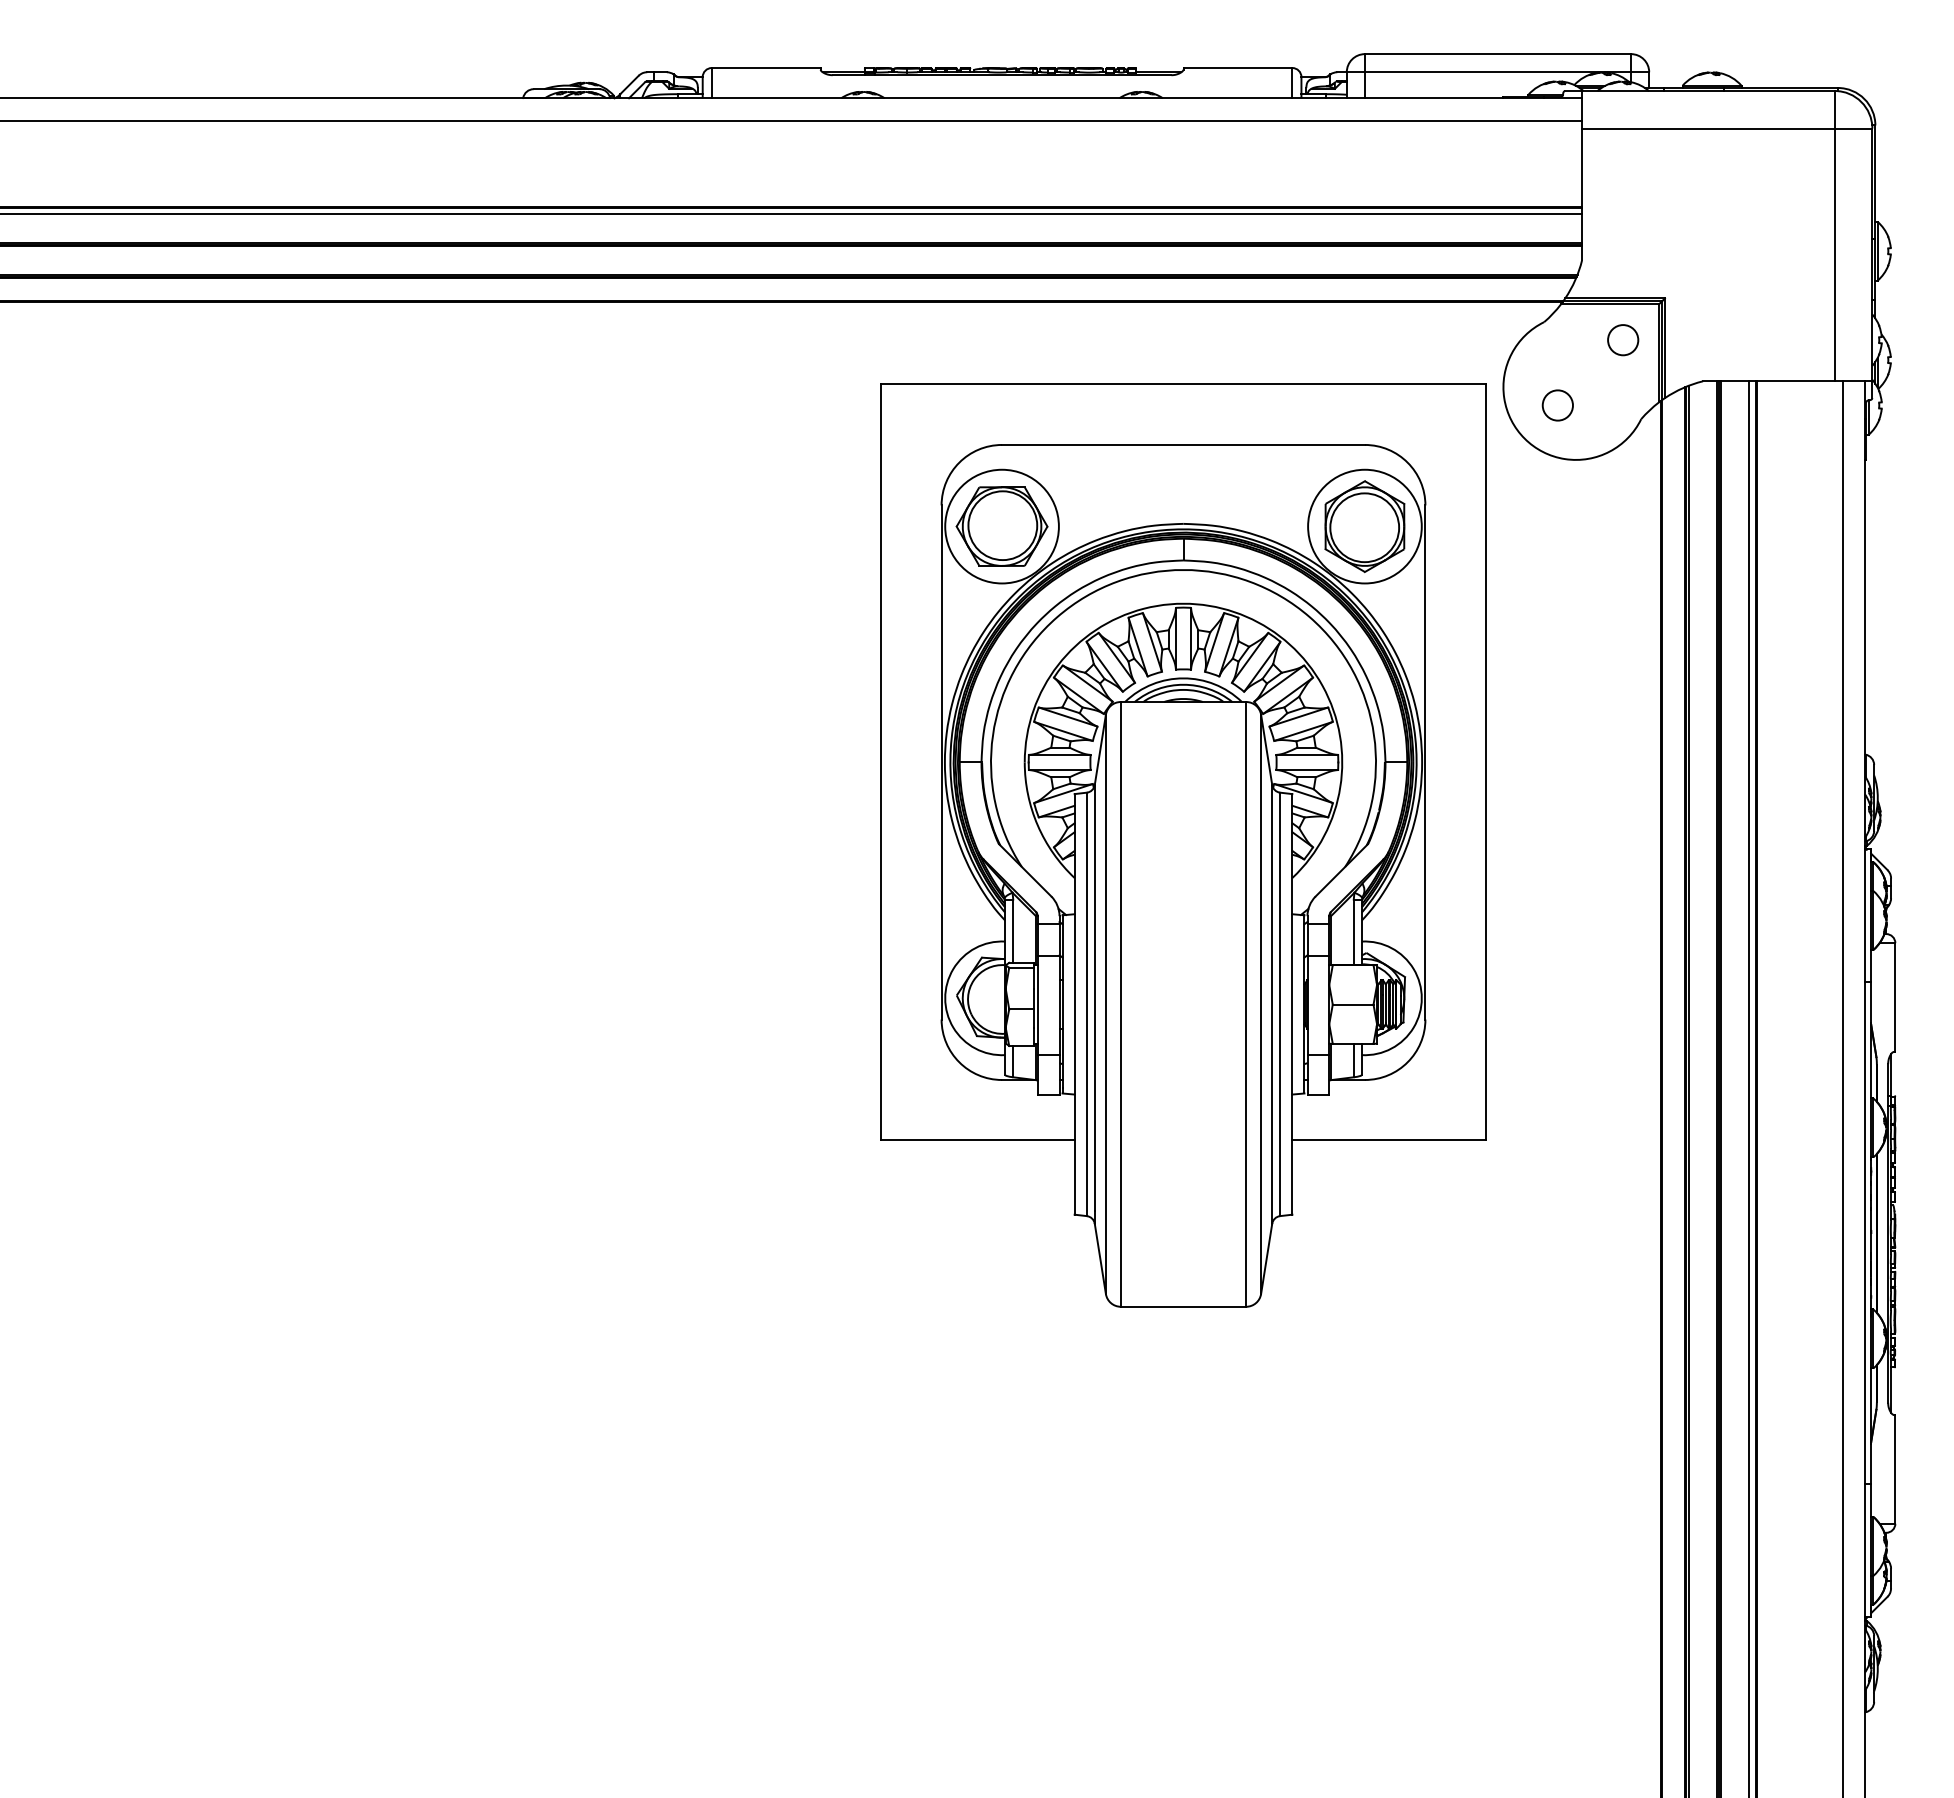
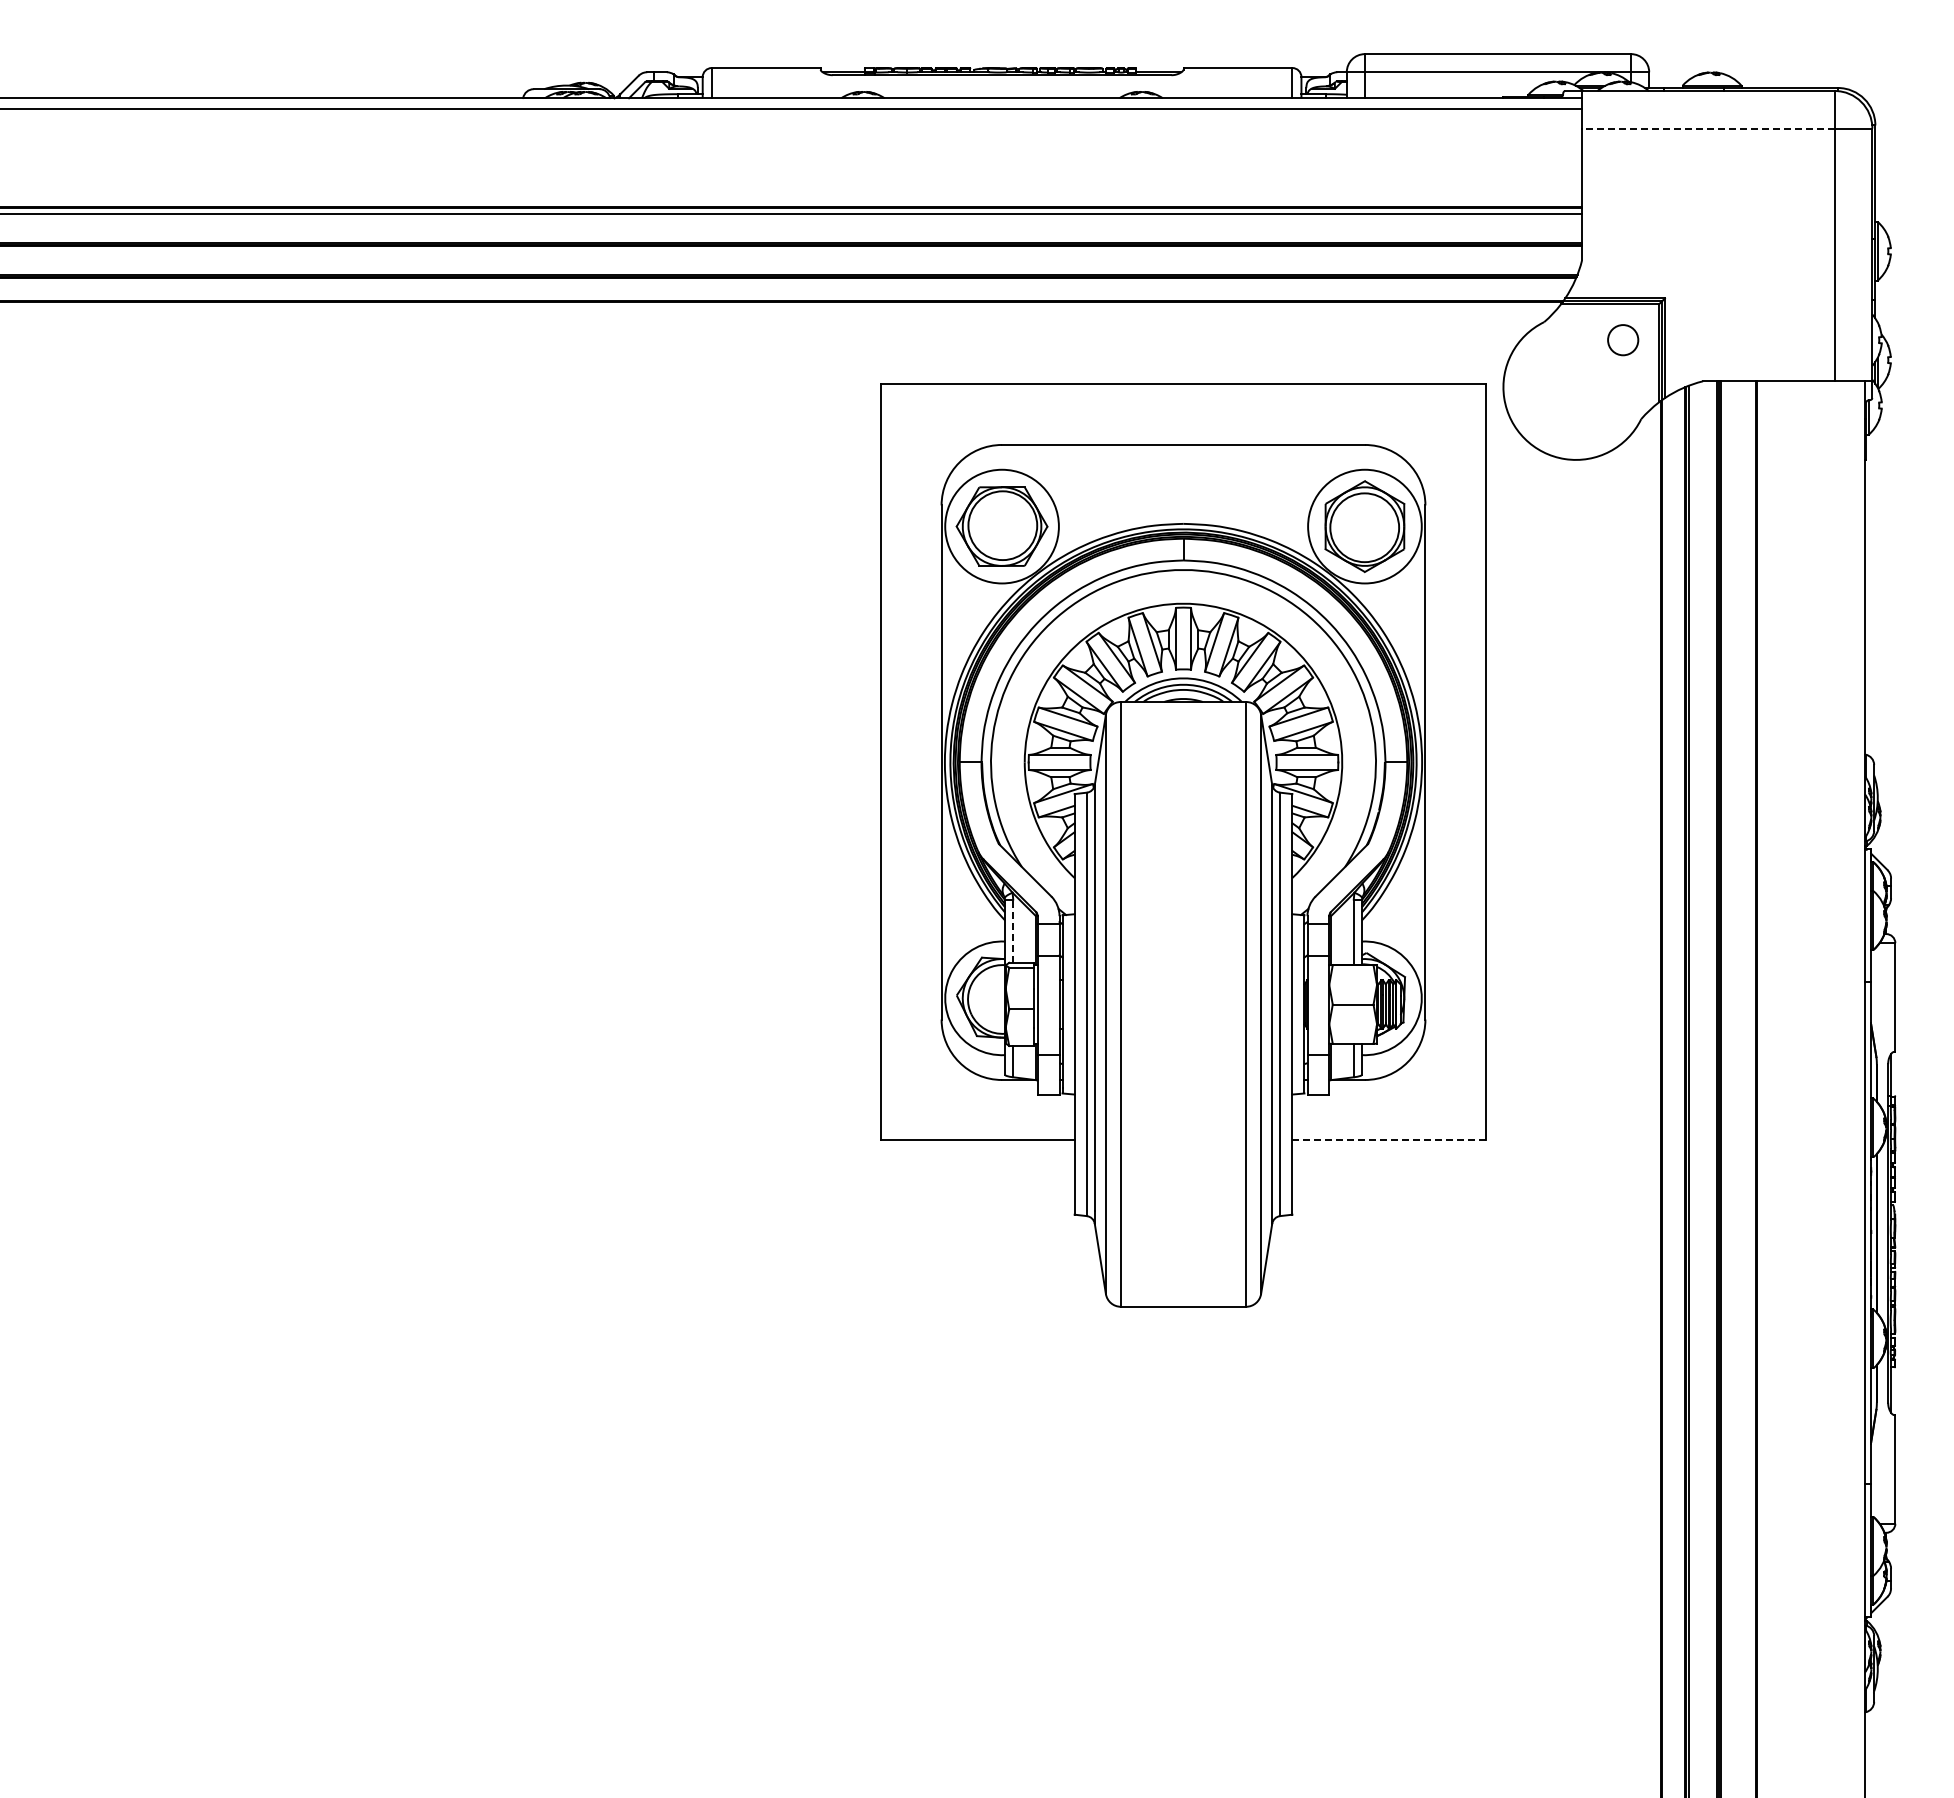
line position: (792, 120) -> (792, 108) (792, 108)
line: solid -> dashed (1707, 128)
circle: present -> none (1557, 405)
line: solid -> dashed (1013, 931)
line: present -> none (1748, 1087)
line: present -> none (1842, 1087)
line: solid -> dashed (1389, 1140)
